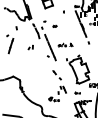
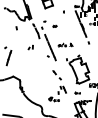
part position: (10, 44) -> (8, 56) (8, 56)
